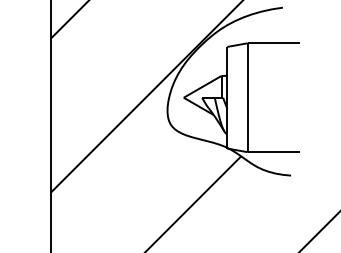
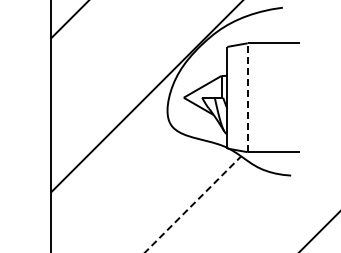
line: solid -> dashed (247, 97)
line: solid -> dashed (193, 204)
